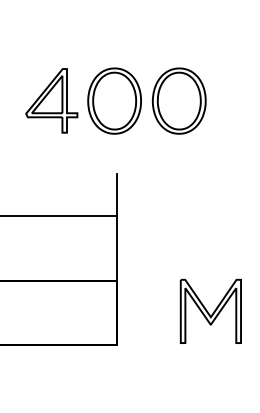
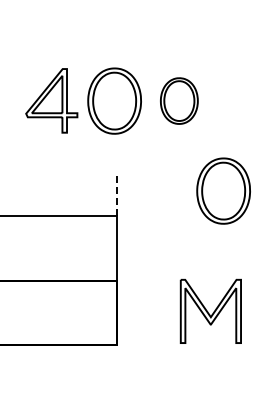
part size: 55x68 px -> 39x48 px (179, 100)
part: none -> present (223, 190)
line: solid -> dashed (116, 194)
